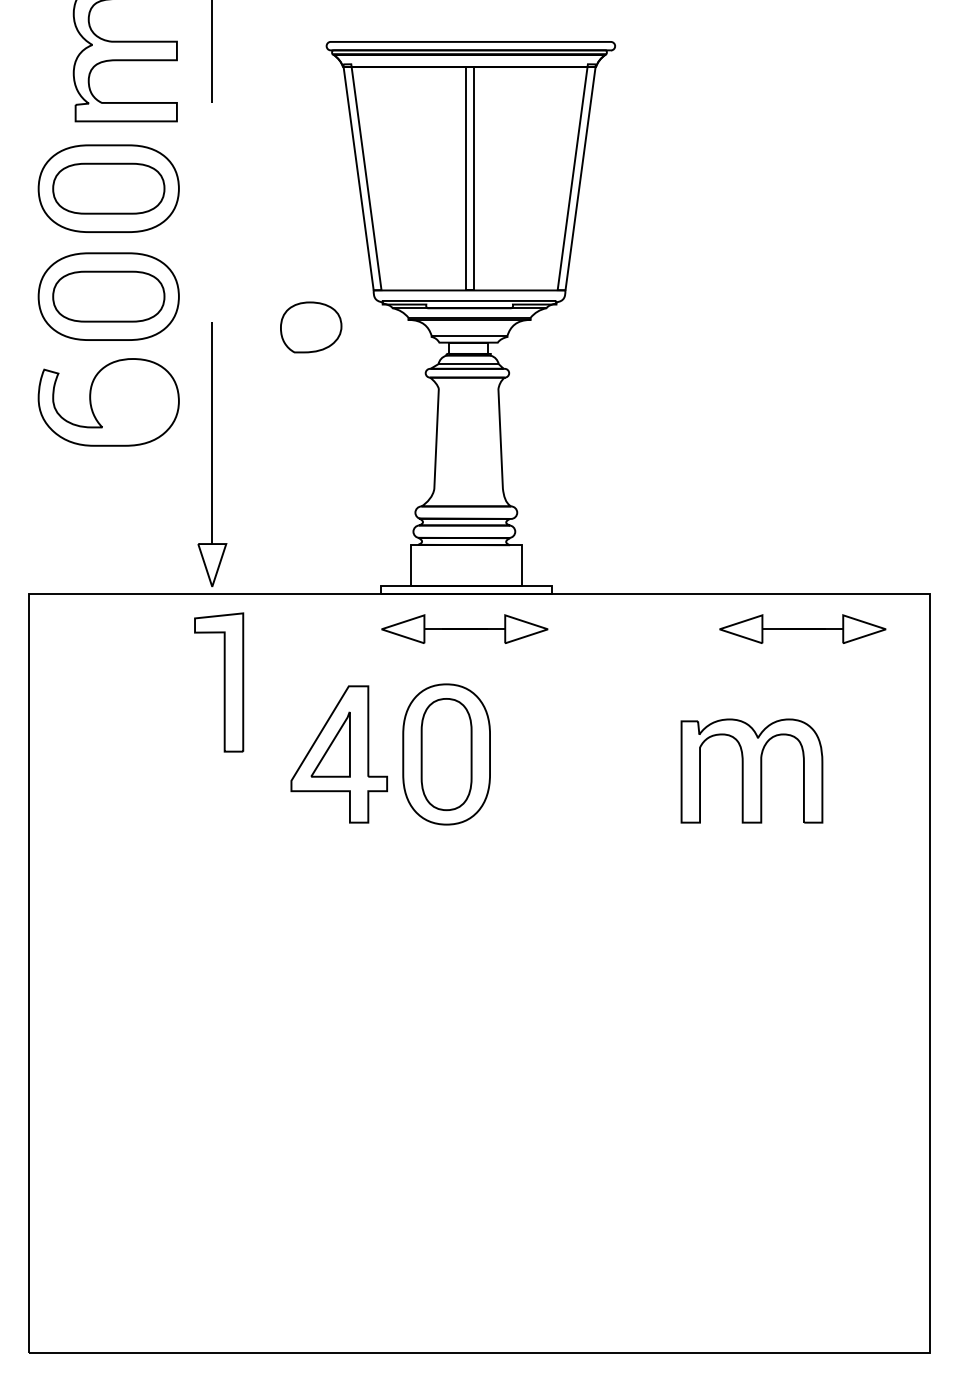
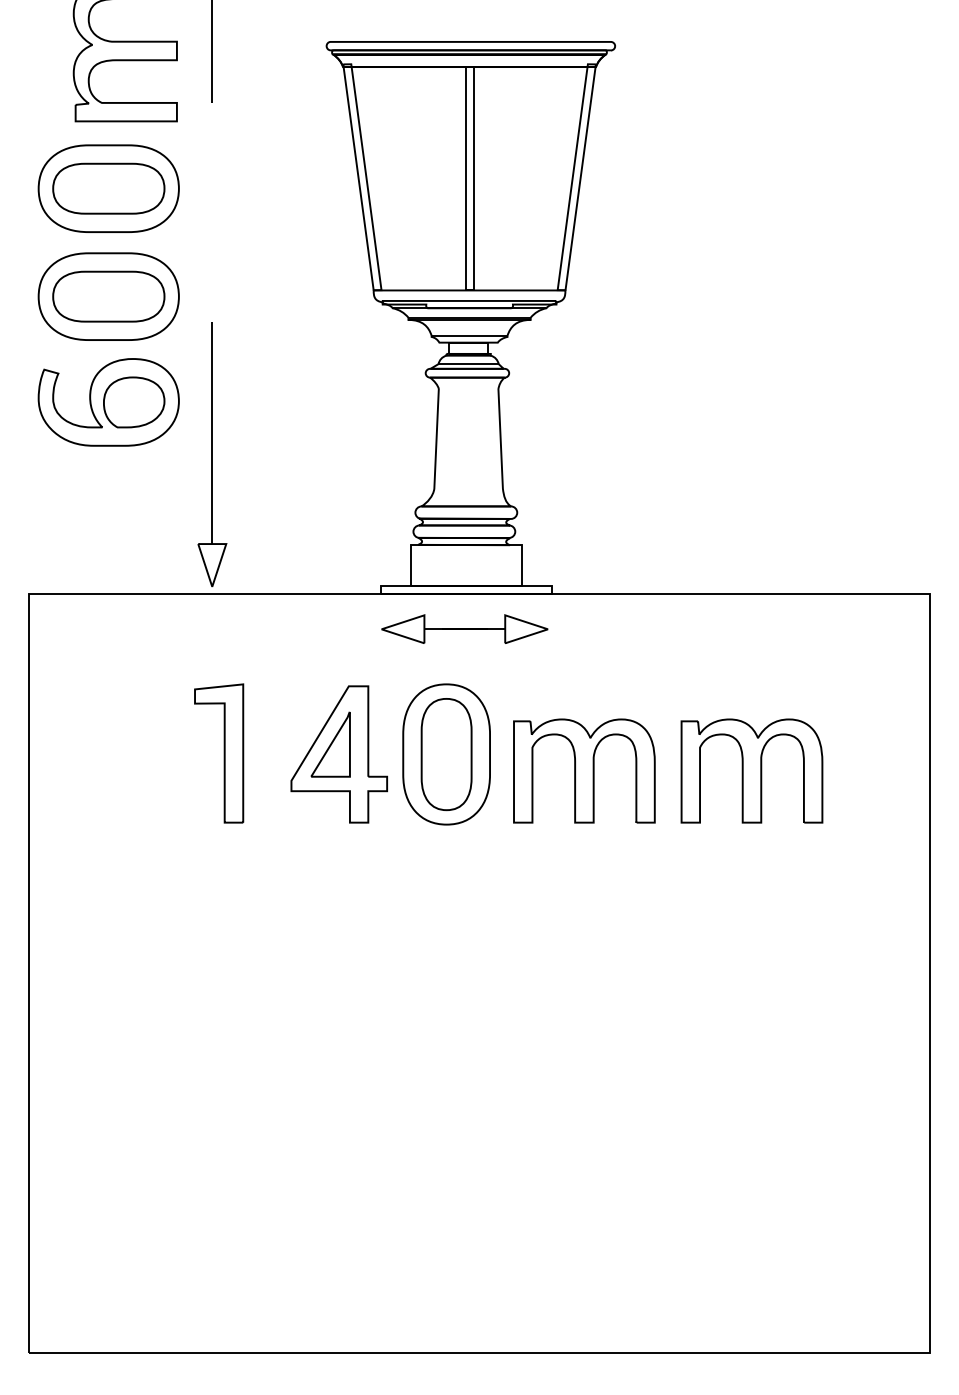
part position: (311, 327) -> (134, 402) (134, 402)
part: present -> none (802, 628)
part position: (219, 682) -> (219, 753) (219, 753)
part: none -> present (584, 770)
